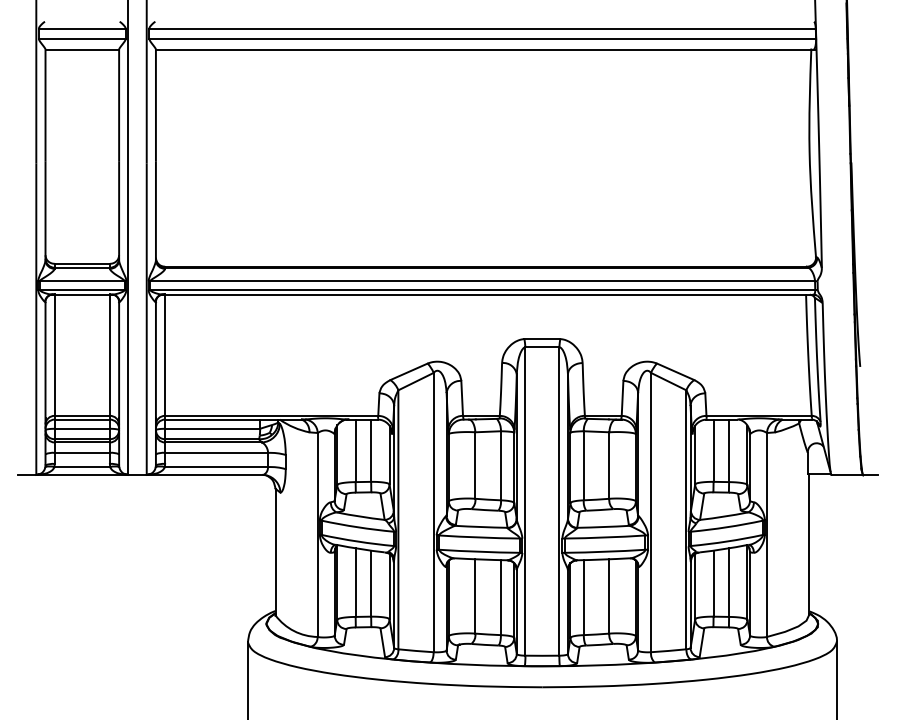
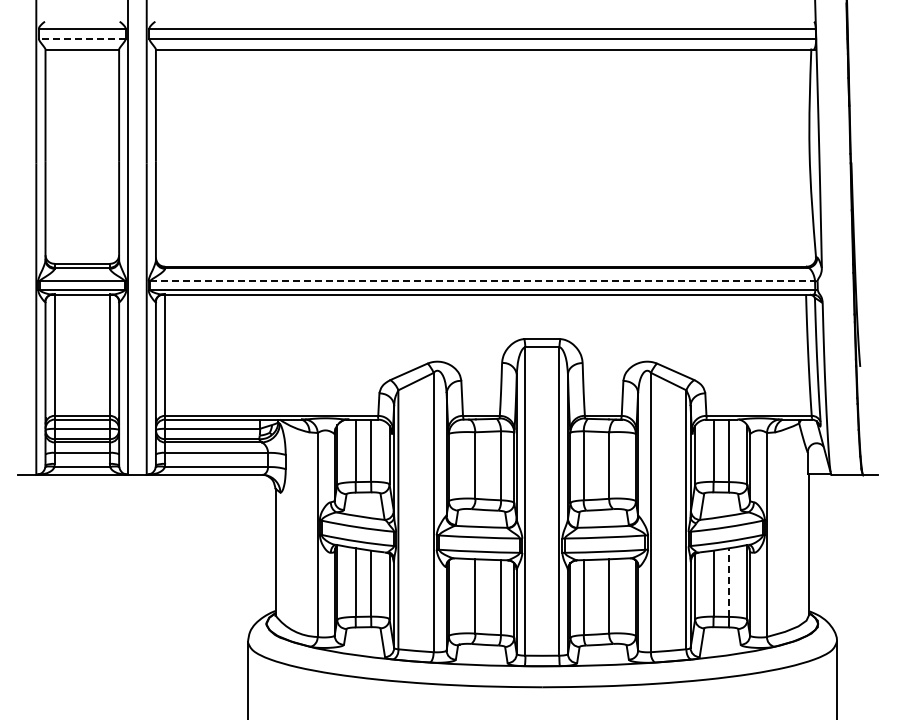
line: solid -> dashed (81, 38)
line: solid -> dashed (483, 281)
line: solid -> dashed (729, 582)
